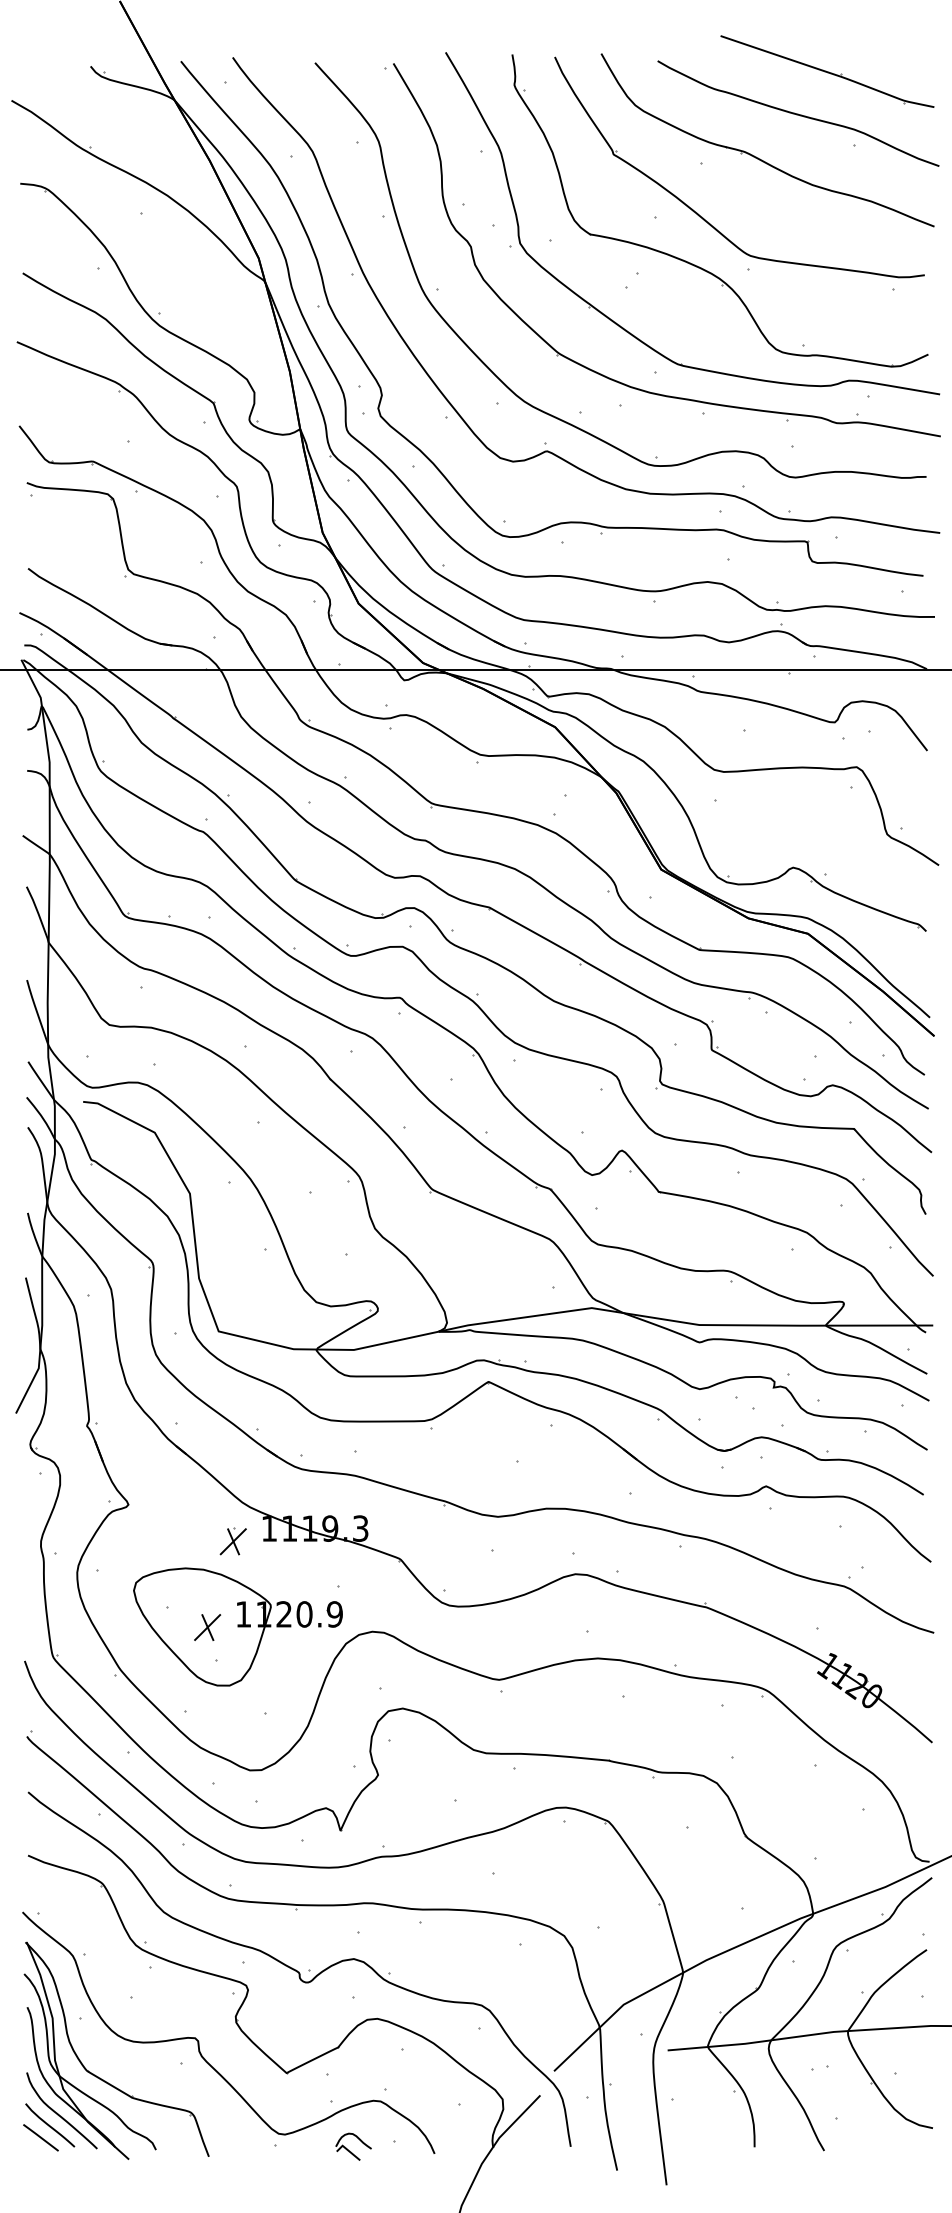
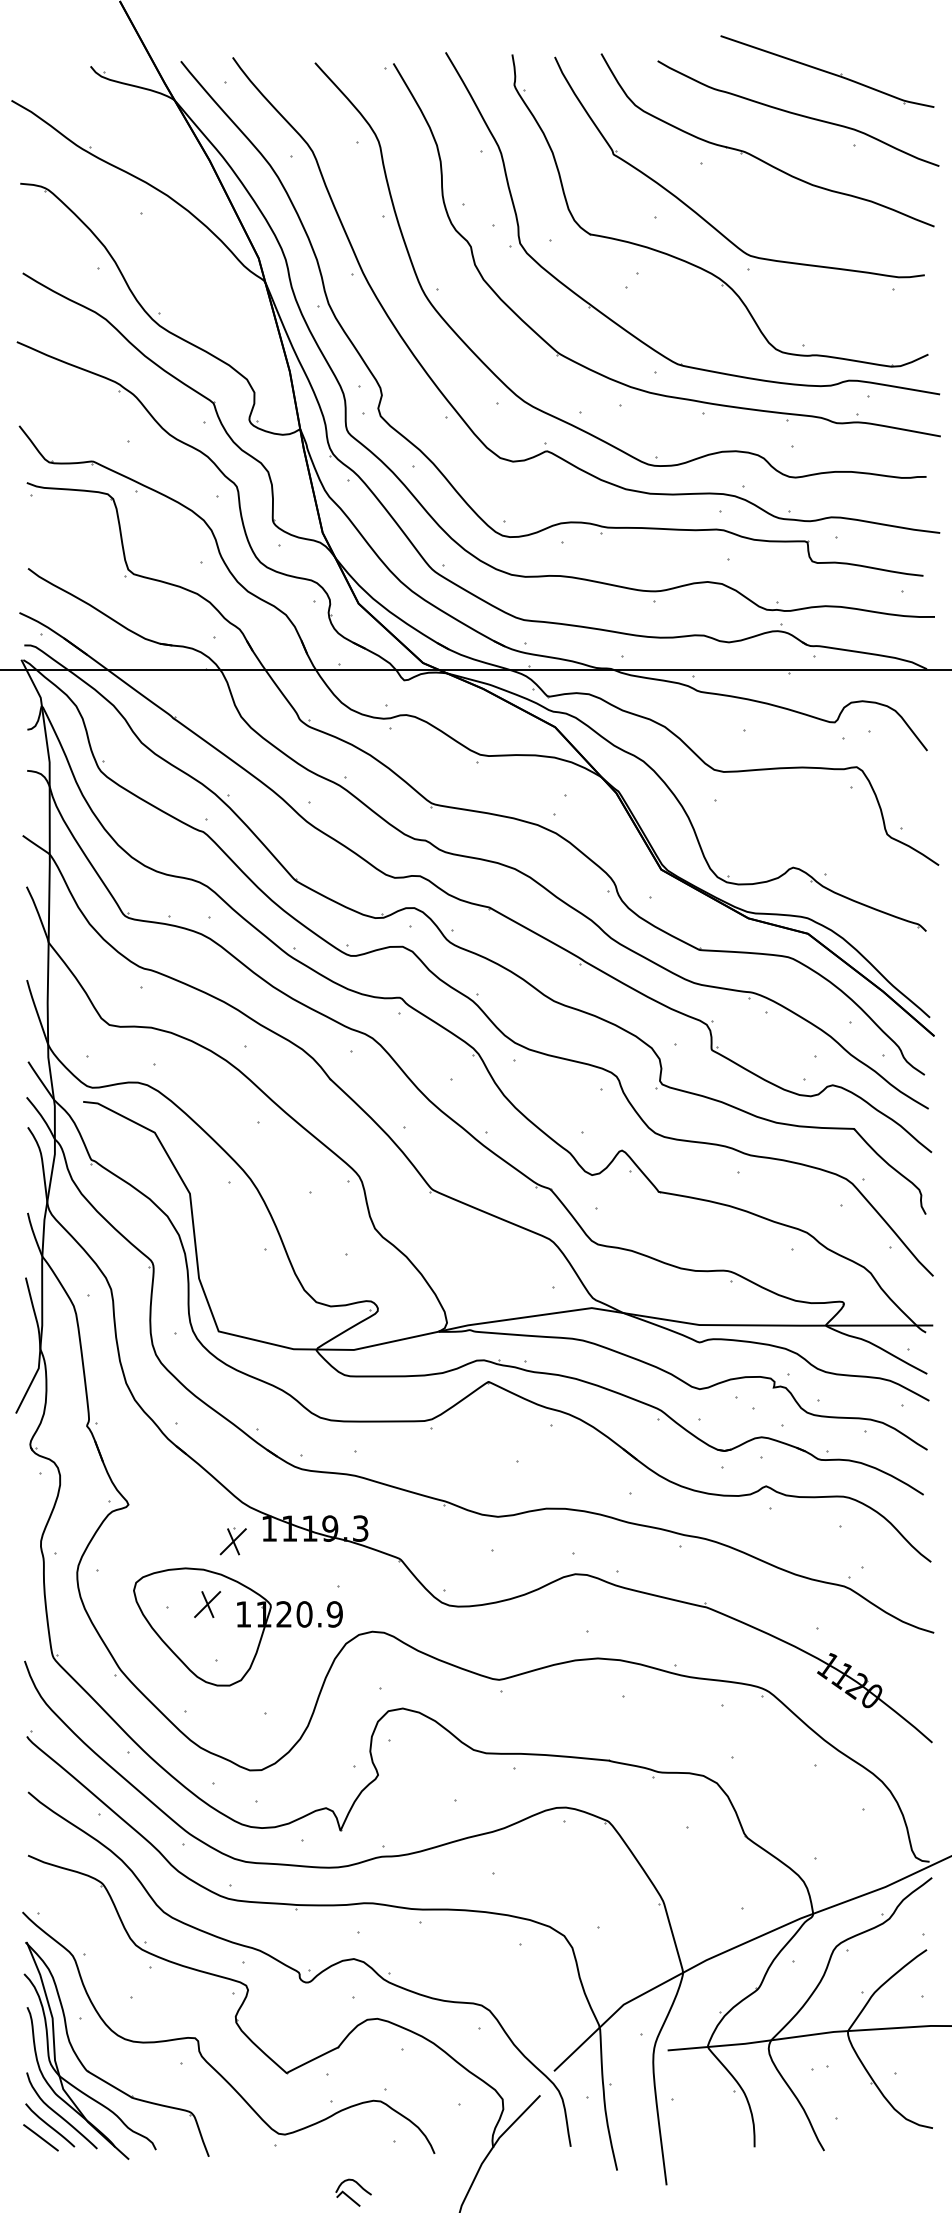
part position: (207, 1627) -> (207, 1604) (207, 1604)
part position: (353, 2146) -> (353, 2192) (353, 2192)
